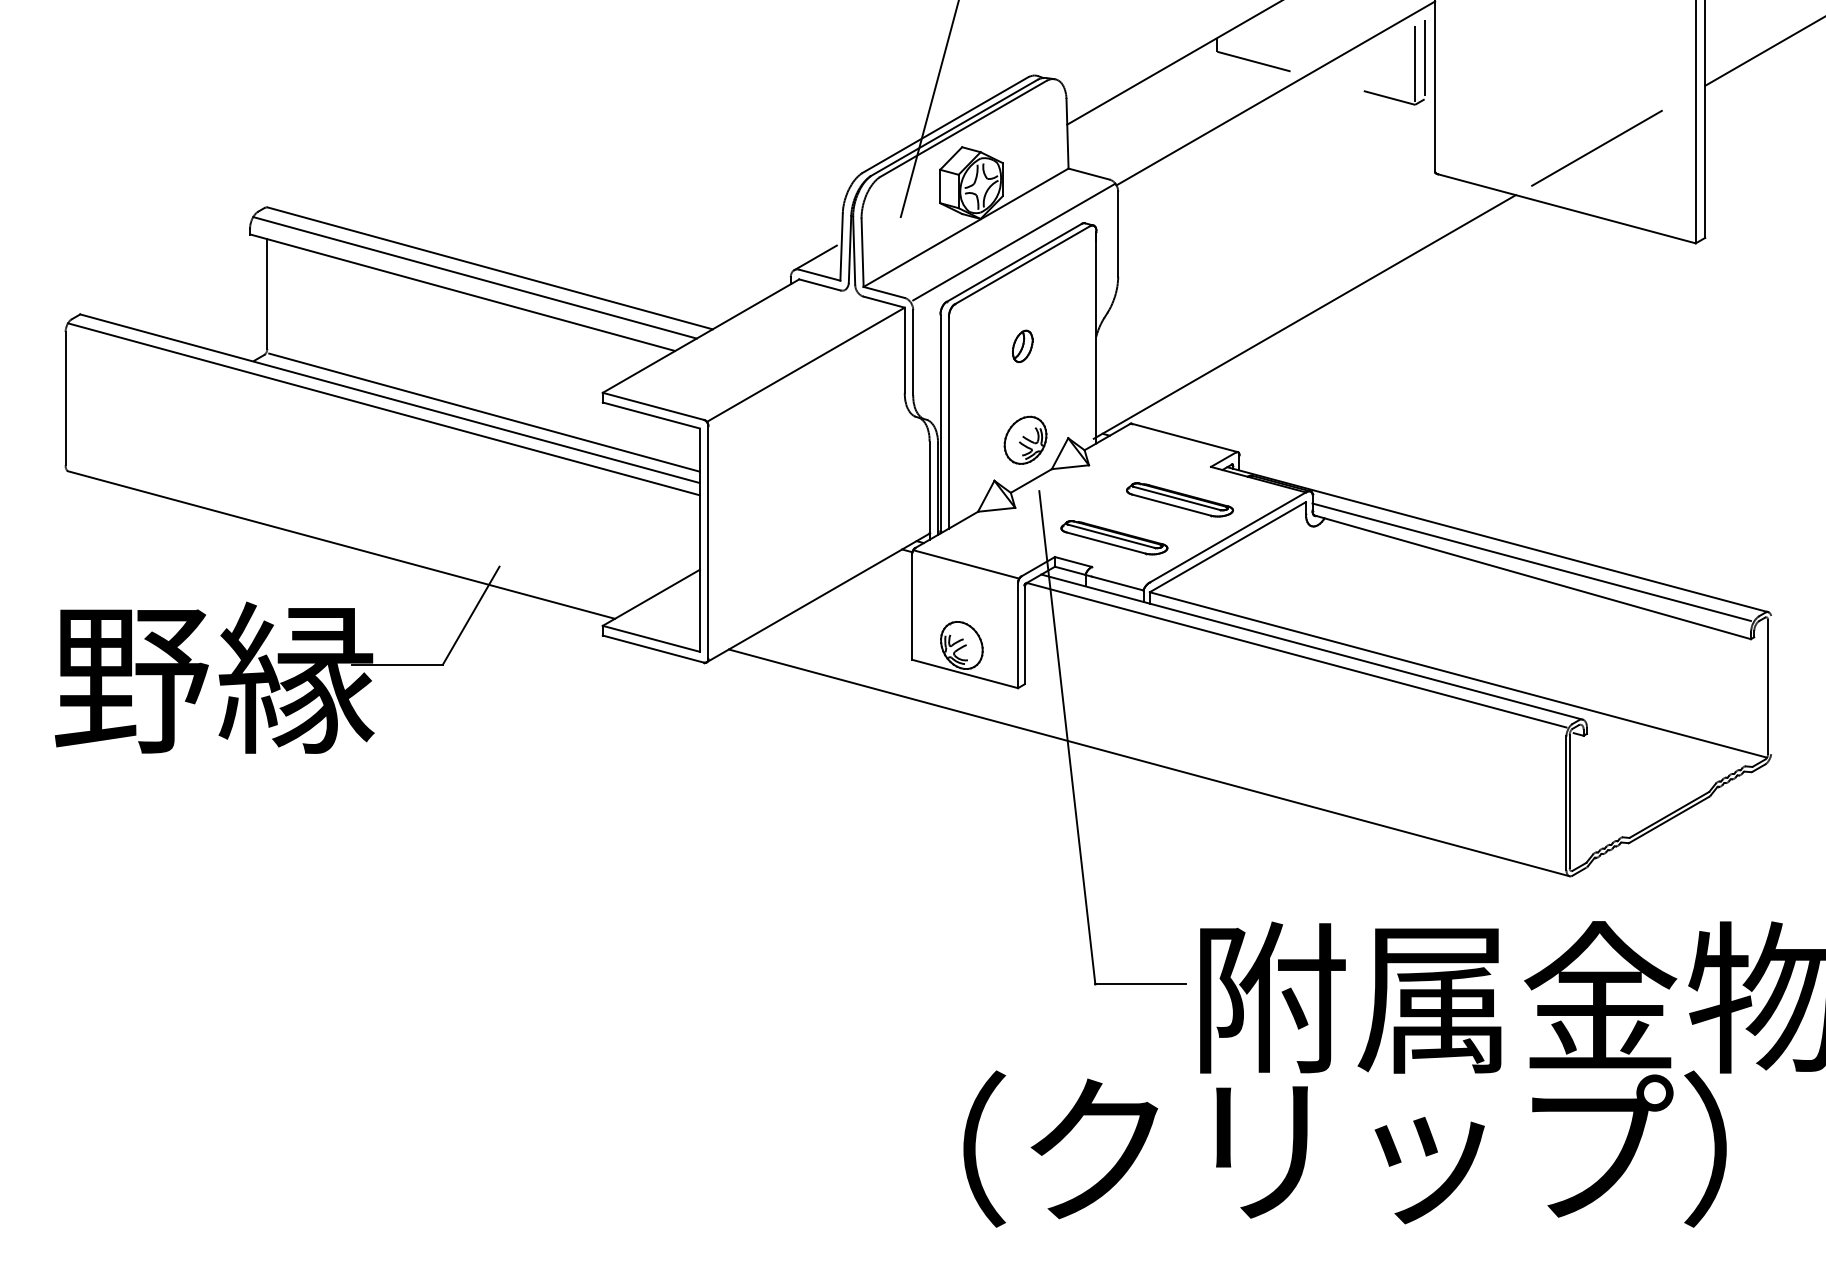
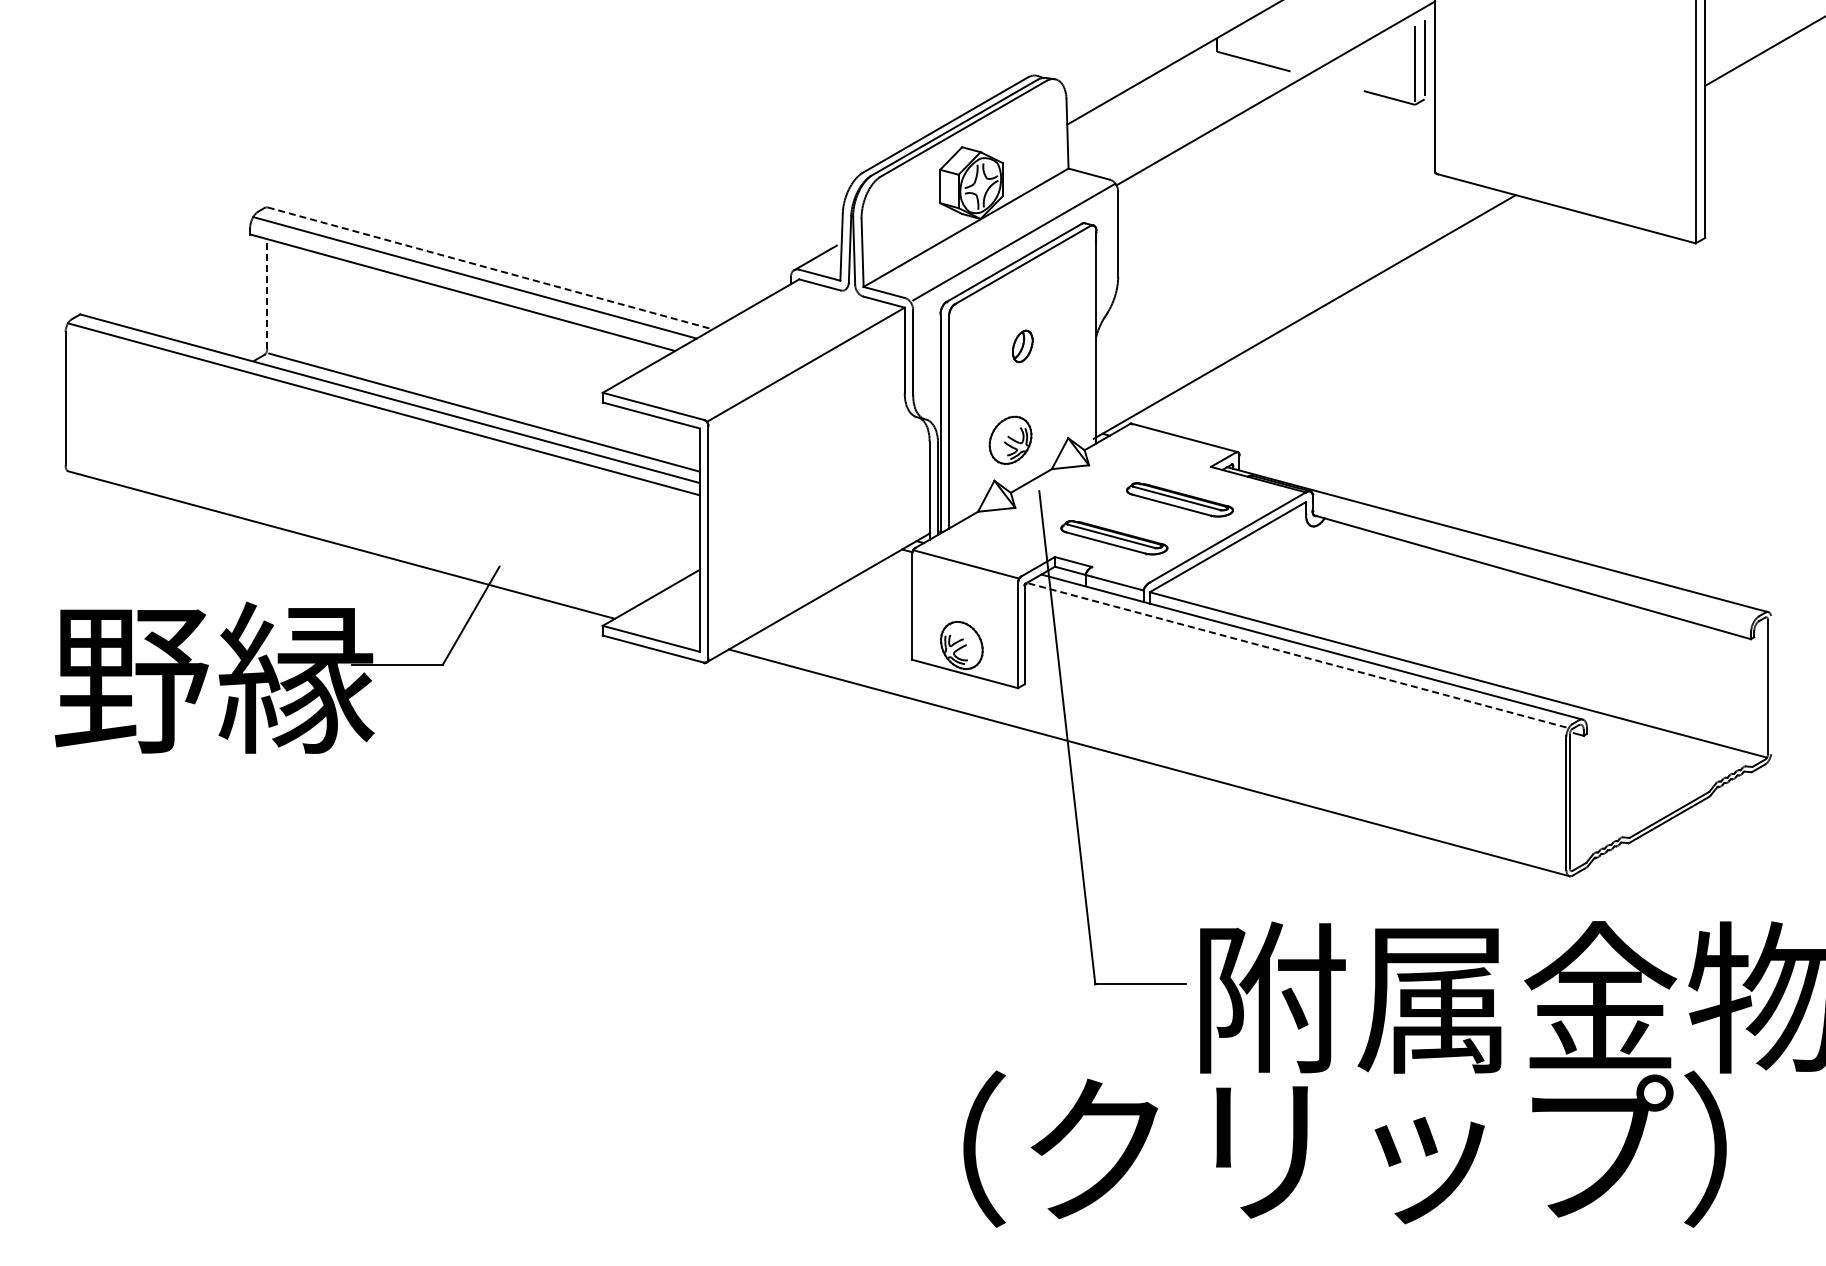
line: present -> none (929, 109)
line: present -> none (1596, 147)
line: solid -> dashed (490, 268)
line: solid -> dashed (267, 294)
part position: (1025, 439) -> (1010, 439) (1010, 439)
line: present -> none (1531, 562)
line: solid -> dashed (1296, 655)
